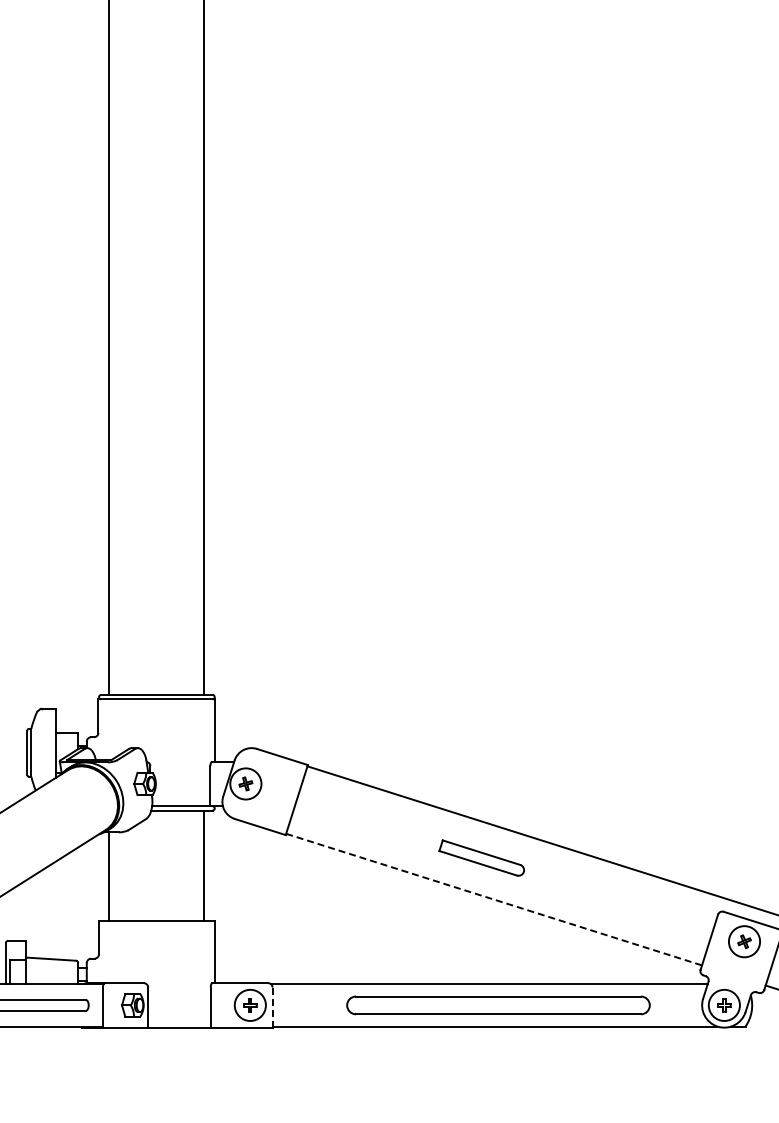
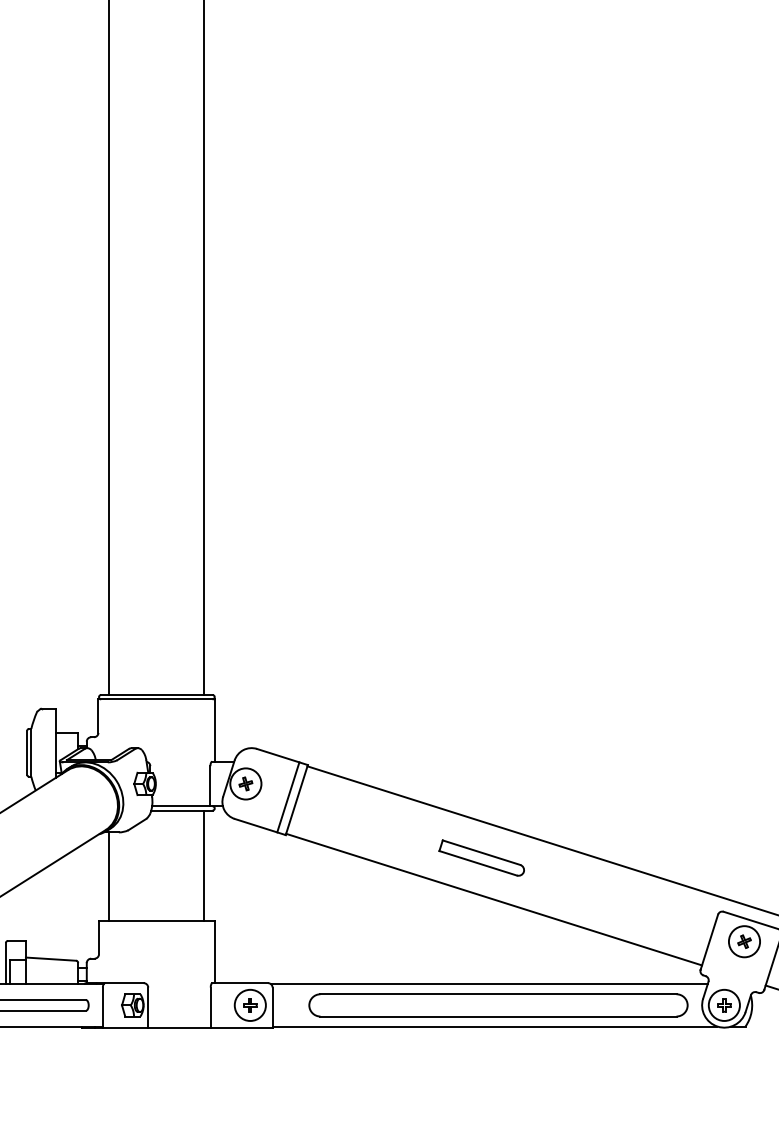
line: none -> present (288, 797)
line: dashed -> solid (494, 899)
part size: 305x21 px -> 381x25 px (498, 1005)
line: dashed -> solid (272, 1008)
